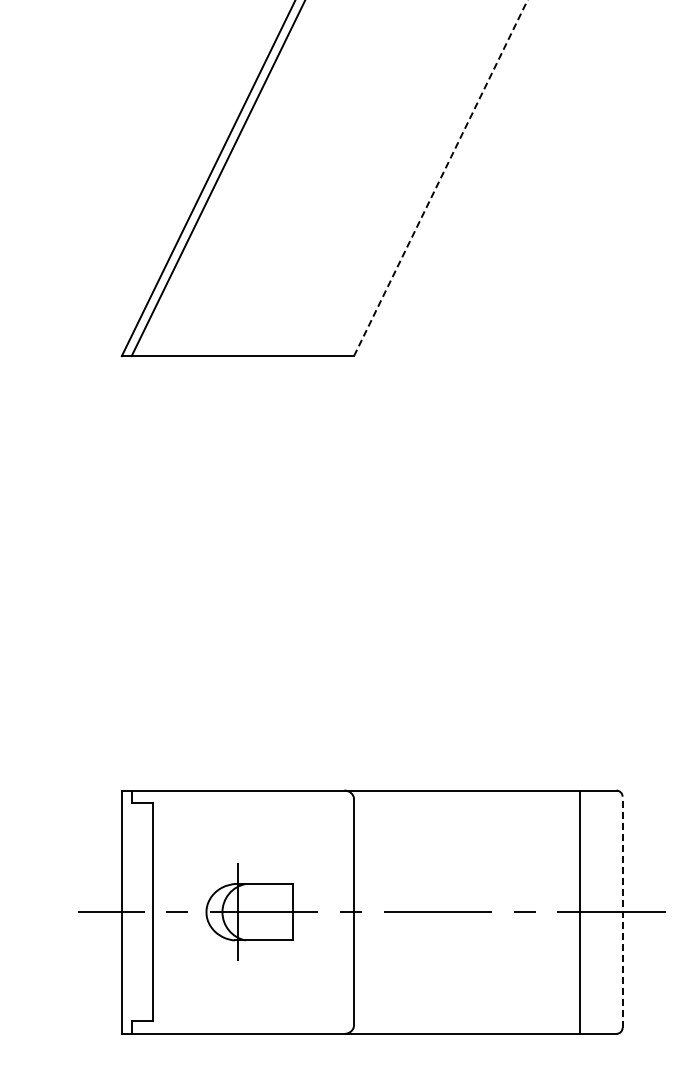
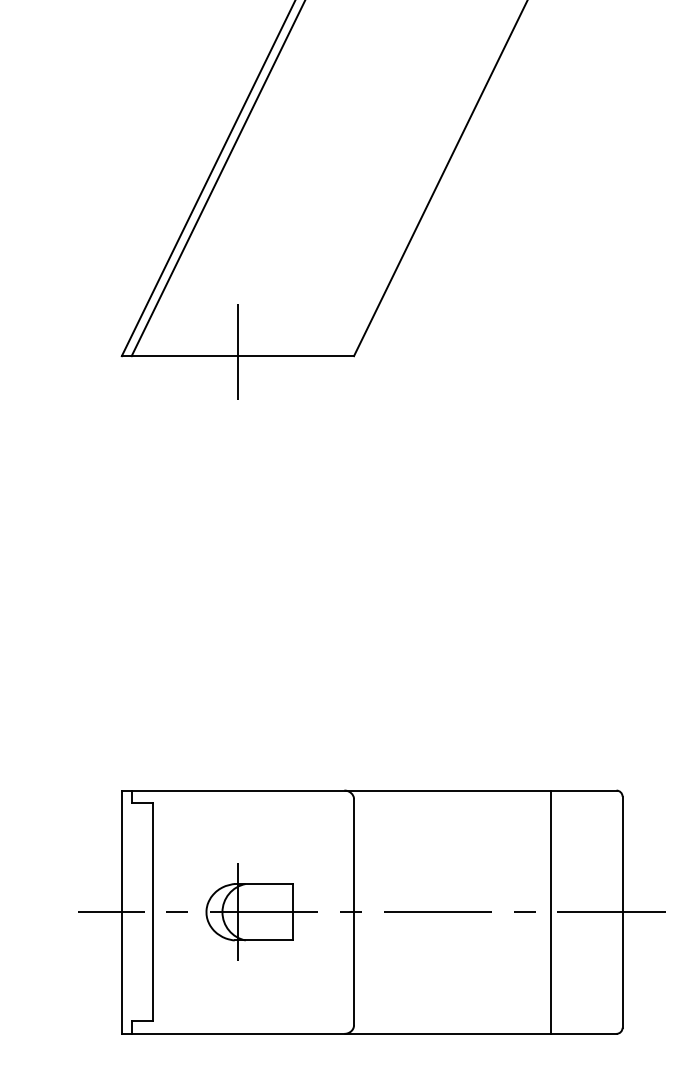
line: dashed -> solid (440, 178)
line: none -> present (237, 351)
line position: (579, 911) -> (550, 911) (550, 911)
line: dashed -> solid (622, 912)
